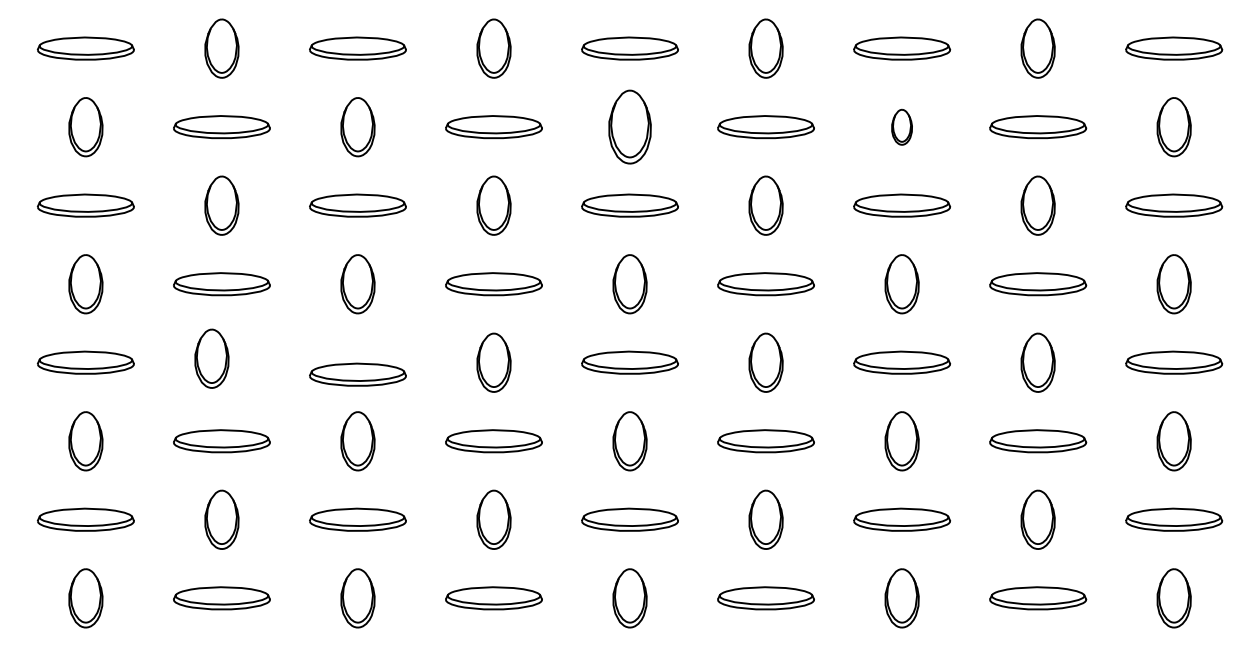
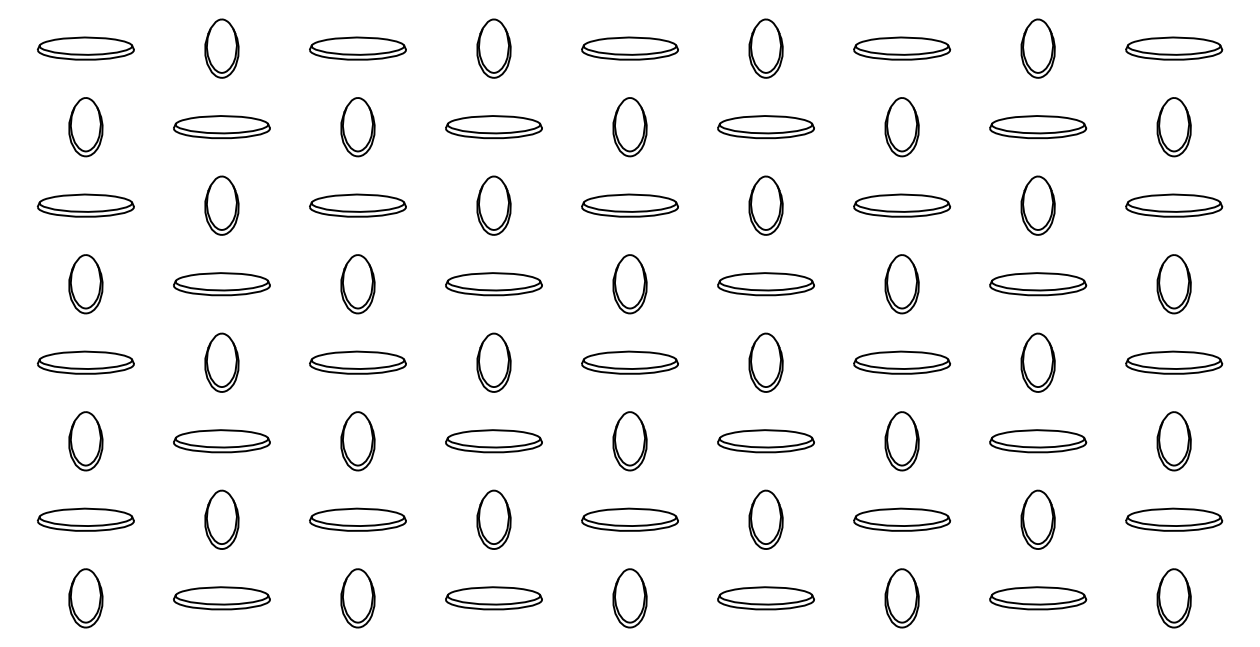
part size: 44x76 px -> 36x61 px (629, 127)
part size: 22x38 px -> 36x61 px (901, 127)
part position: (211, 358) -> (221, 362) (221, 362)
part position: (357, 374) -> (357, 362) (357, 362)
